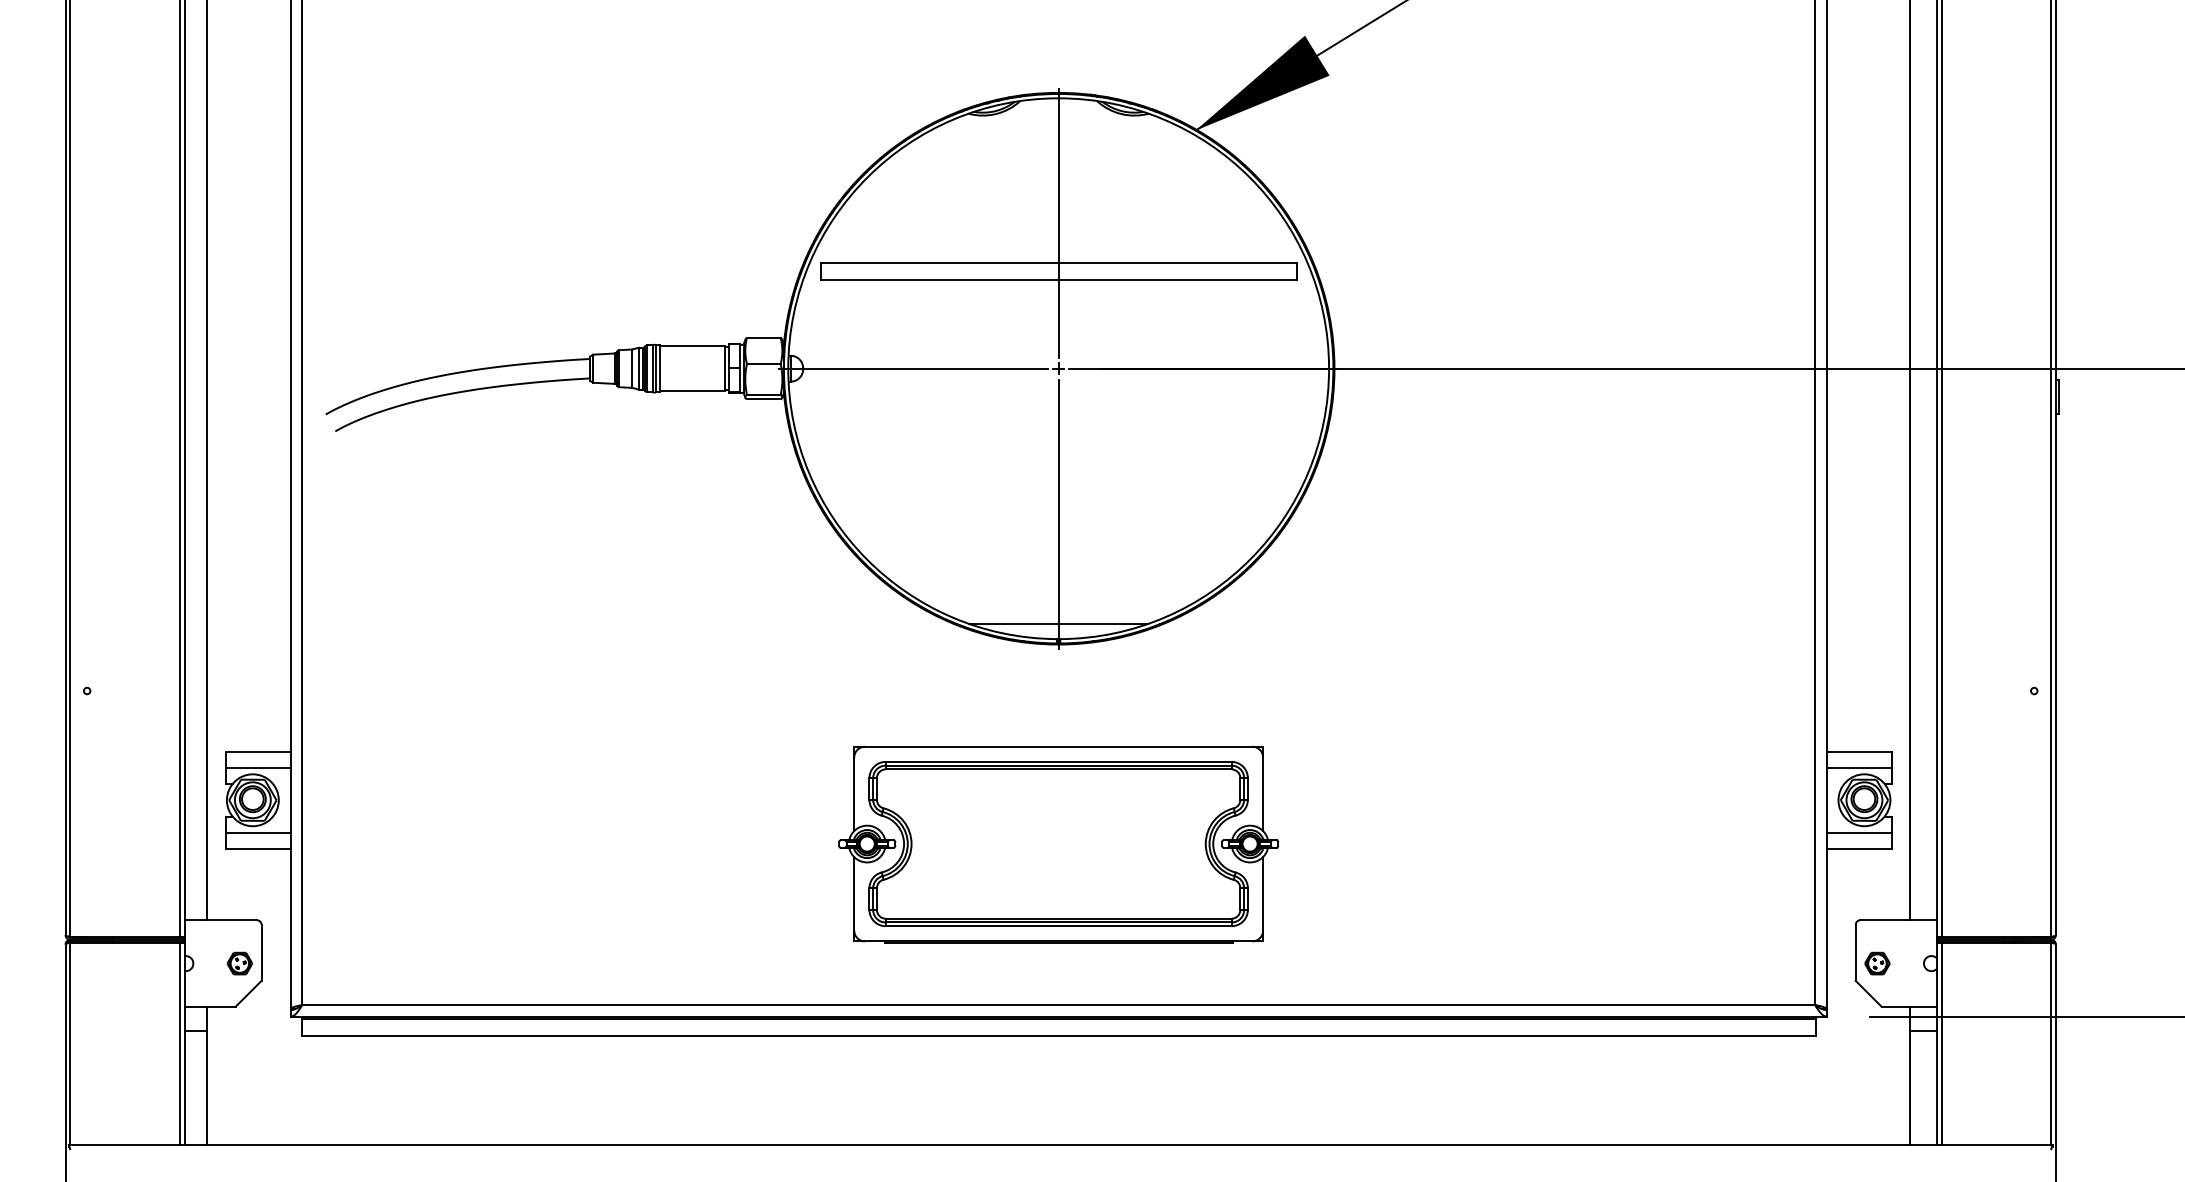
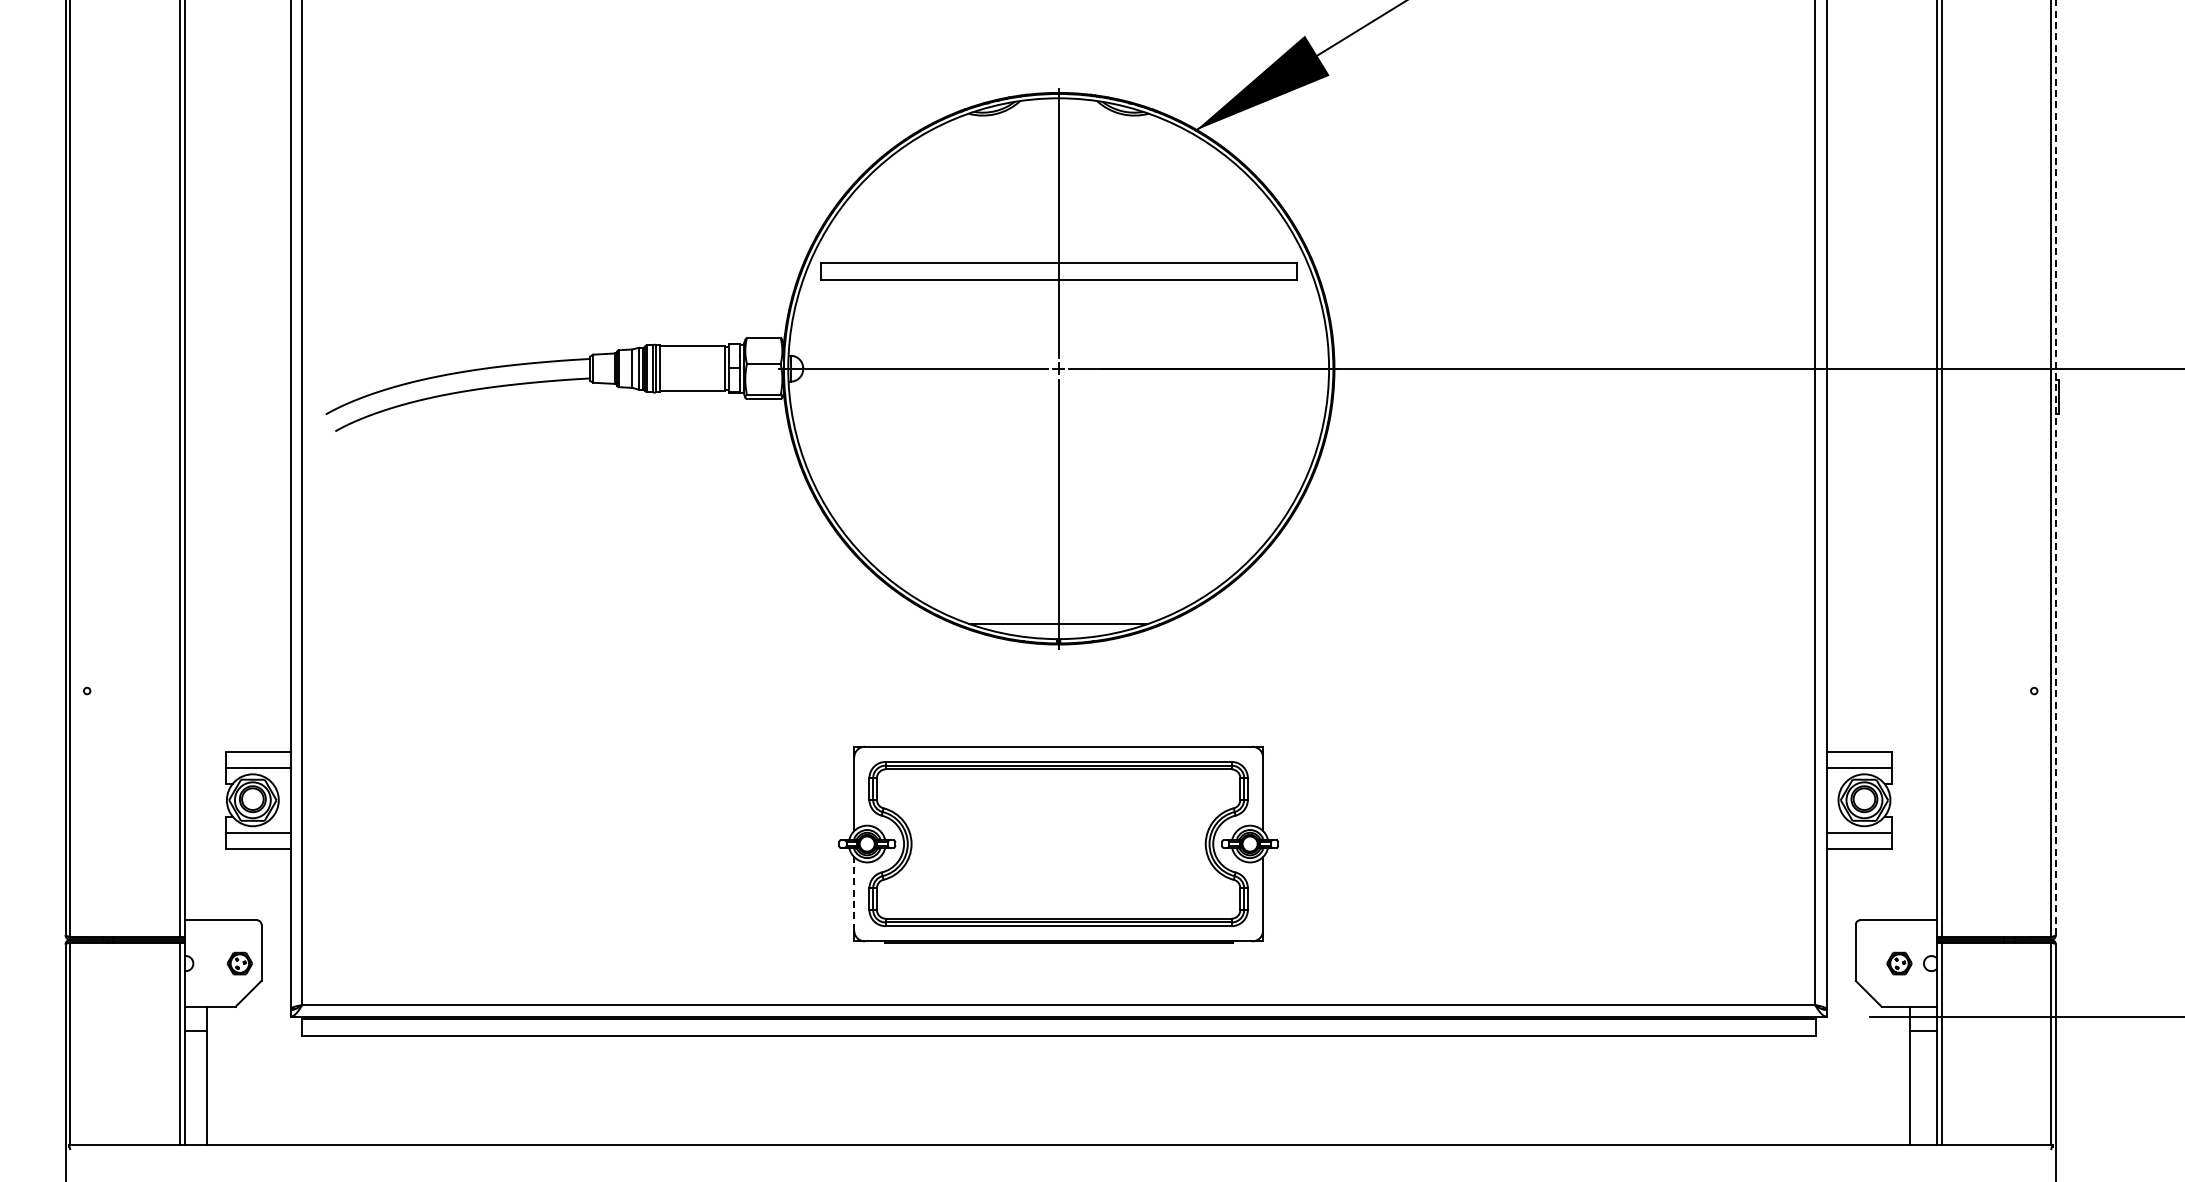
line: present -> none (207, 461)
line: present -> none (1909, 461)
line: solid -> dashed (2055, 467)
line: solid -> dashed (854, 894)
part position: (1877, 963) -> (1899, 963) (1899, 963)
